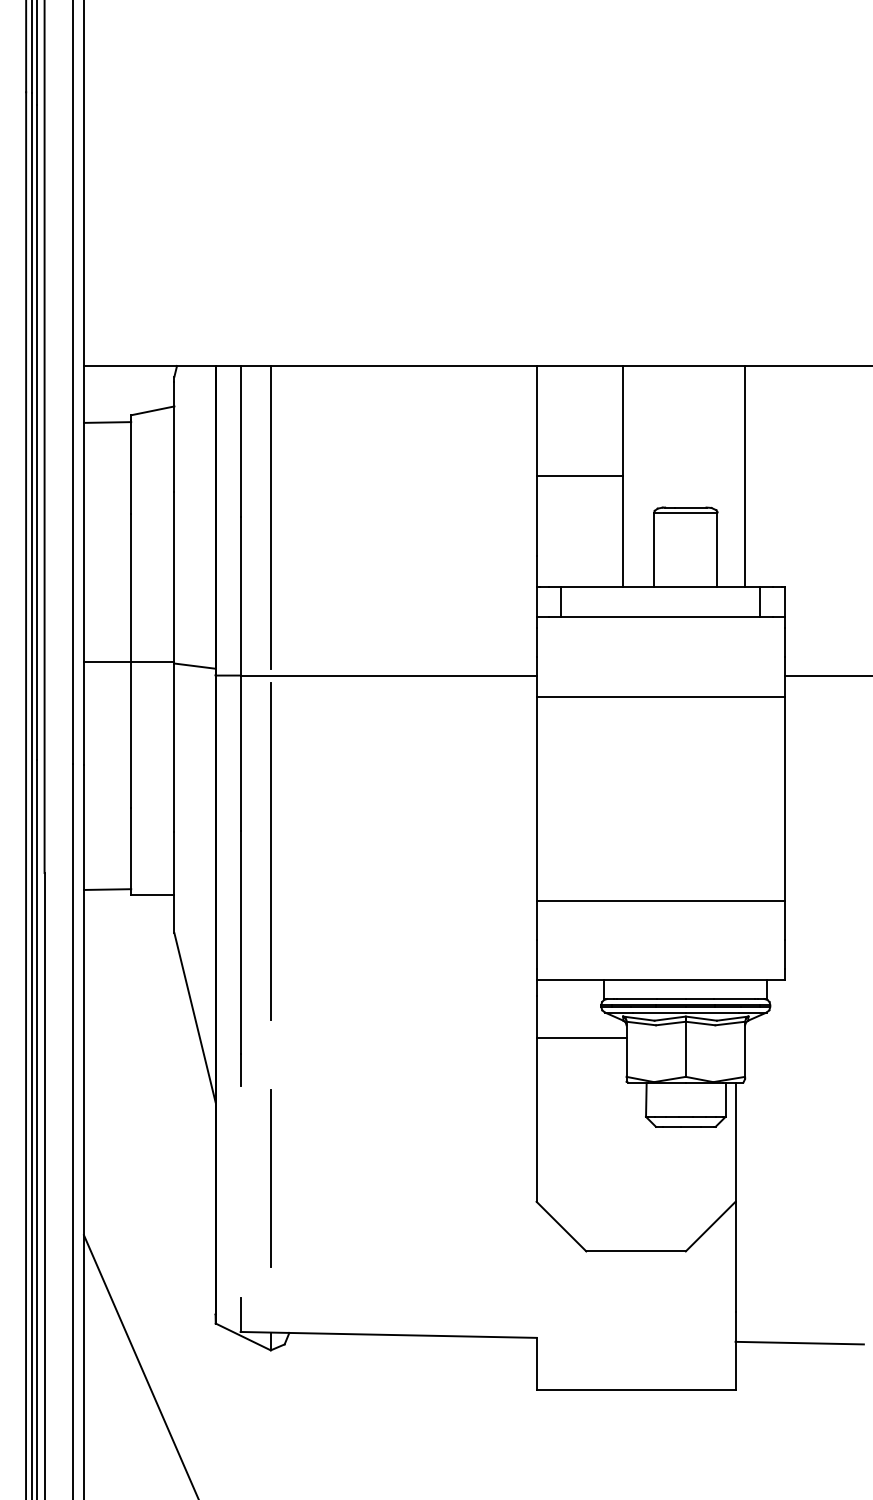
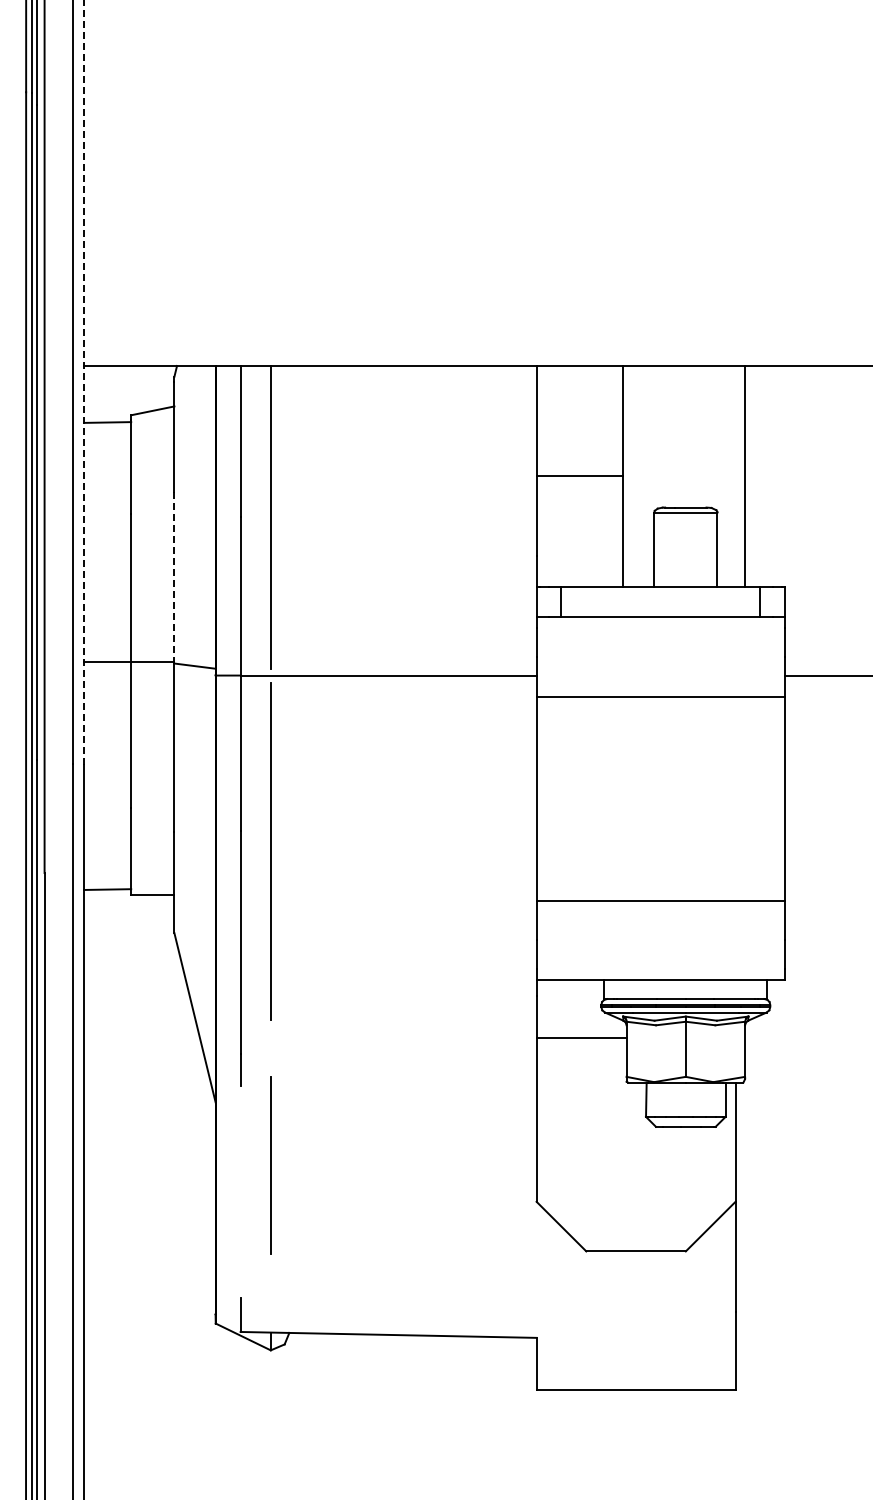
line: solid -> dashed (83, 382)
line: solid -> dashed (174, 577)
line position: (270, 1178) -> (270, 1165) (270, 1165)
line: present -> none (799, 1342)
line: present -> none (140, 1365)
